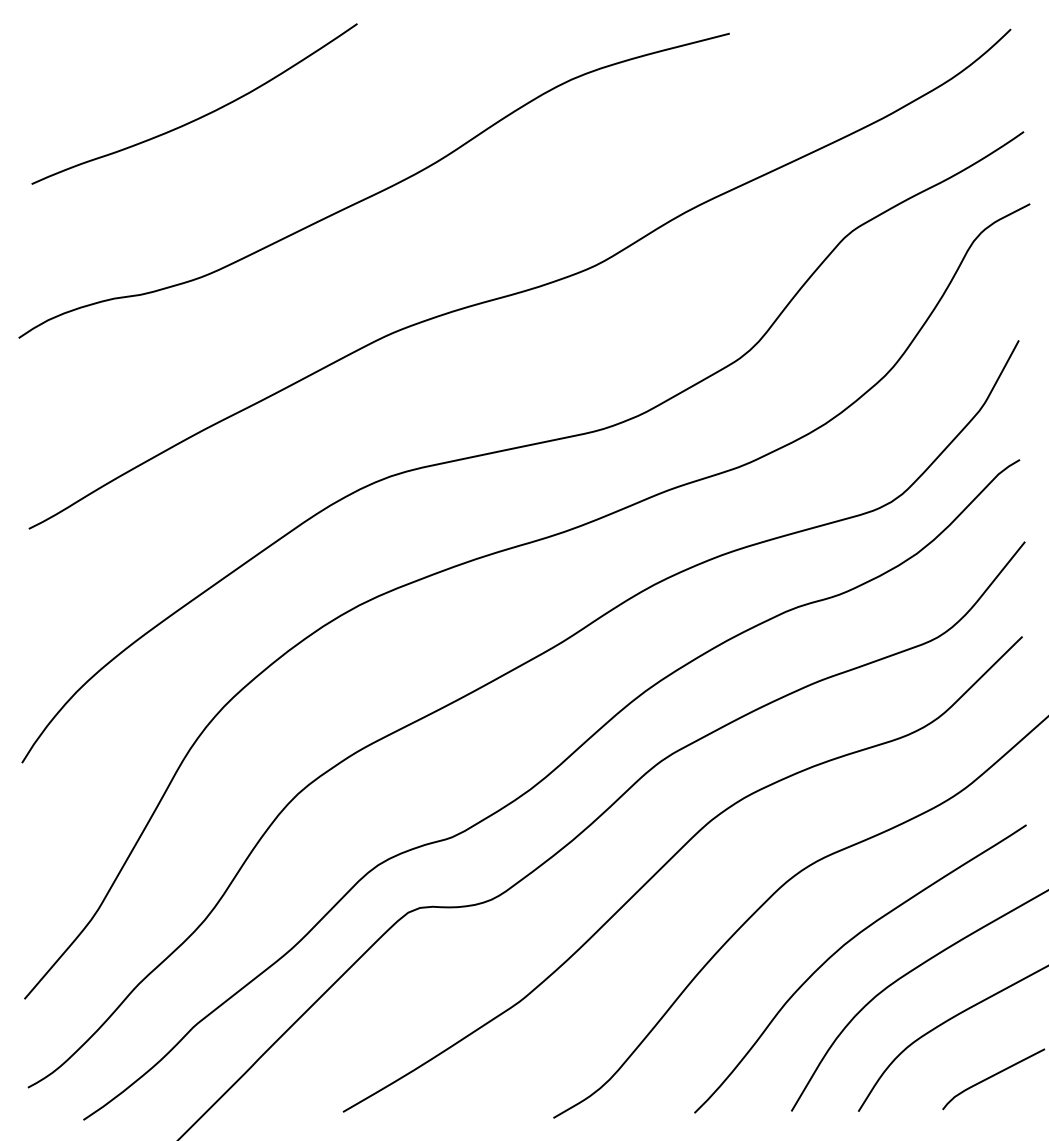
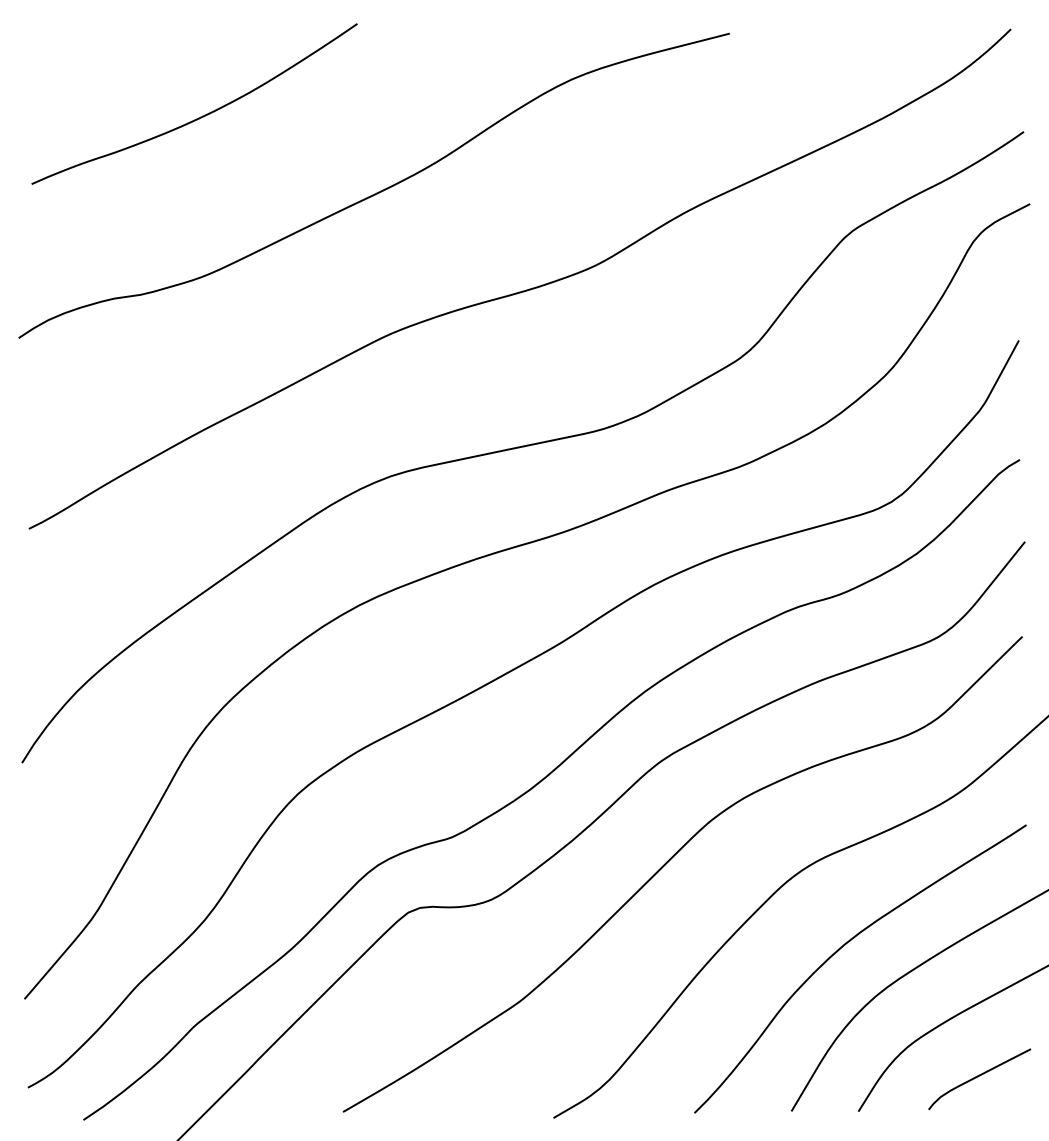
curve position: (992, 1077) -> (978, 1077) (978, 1077)
